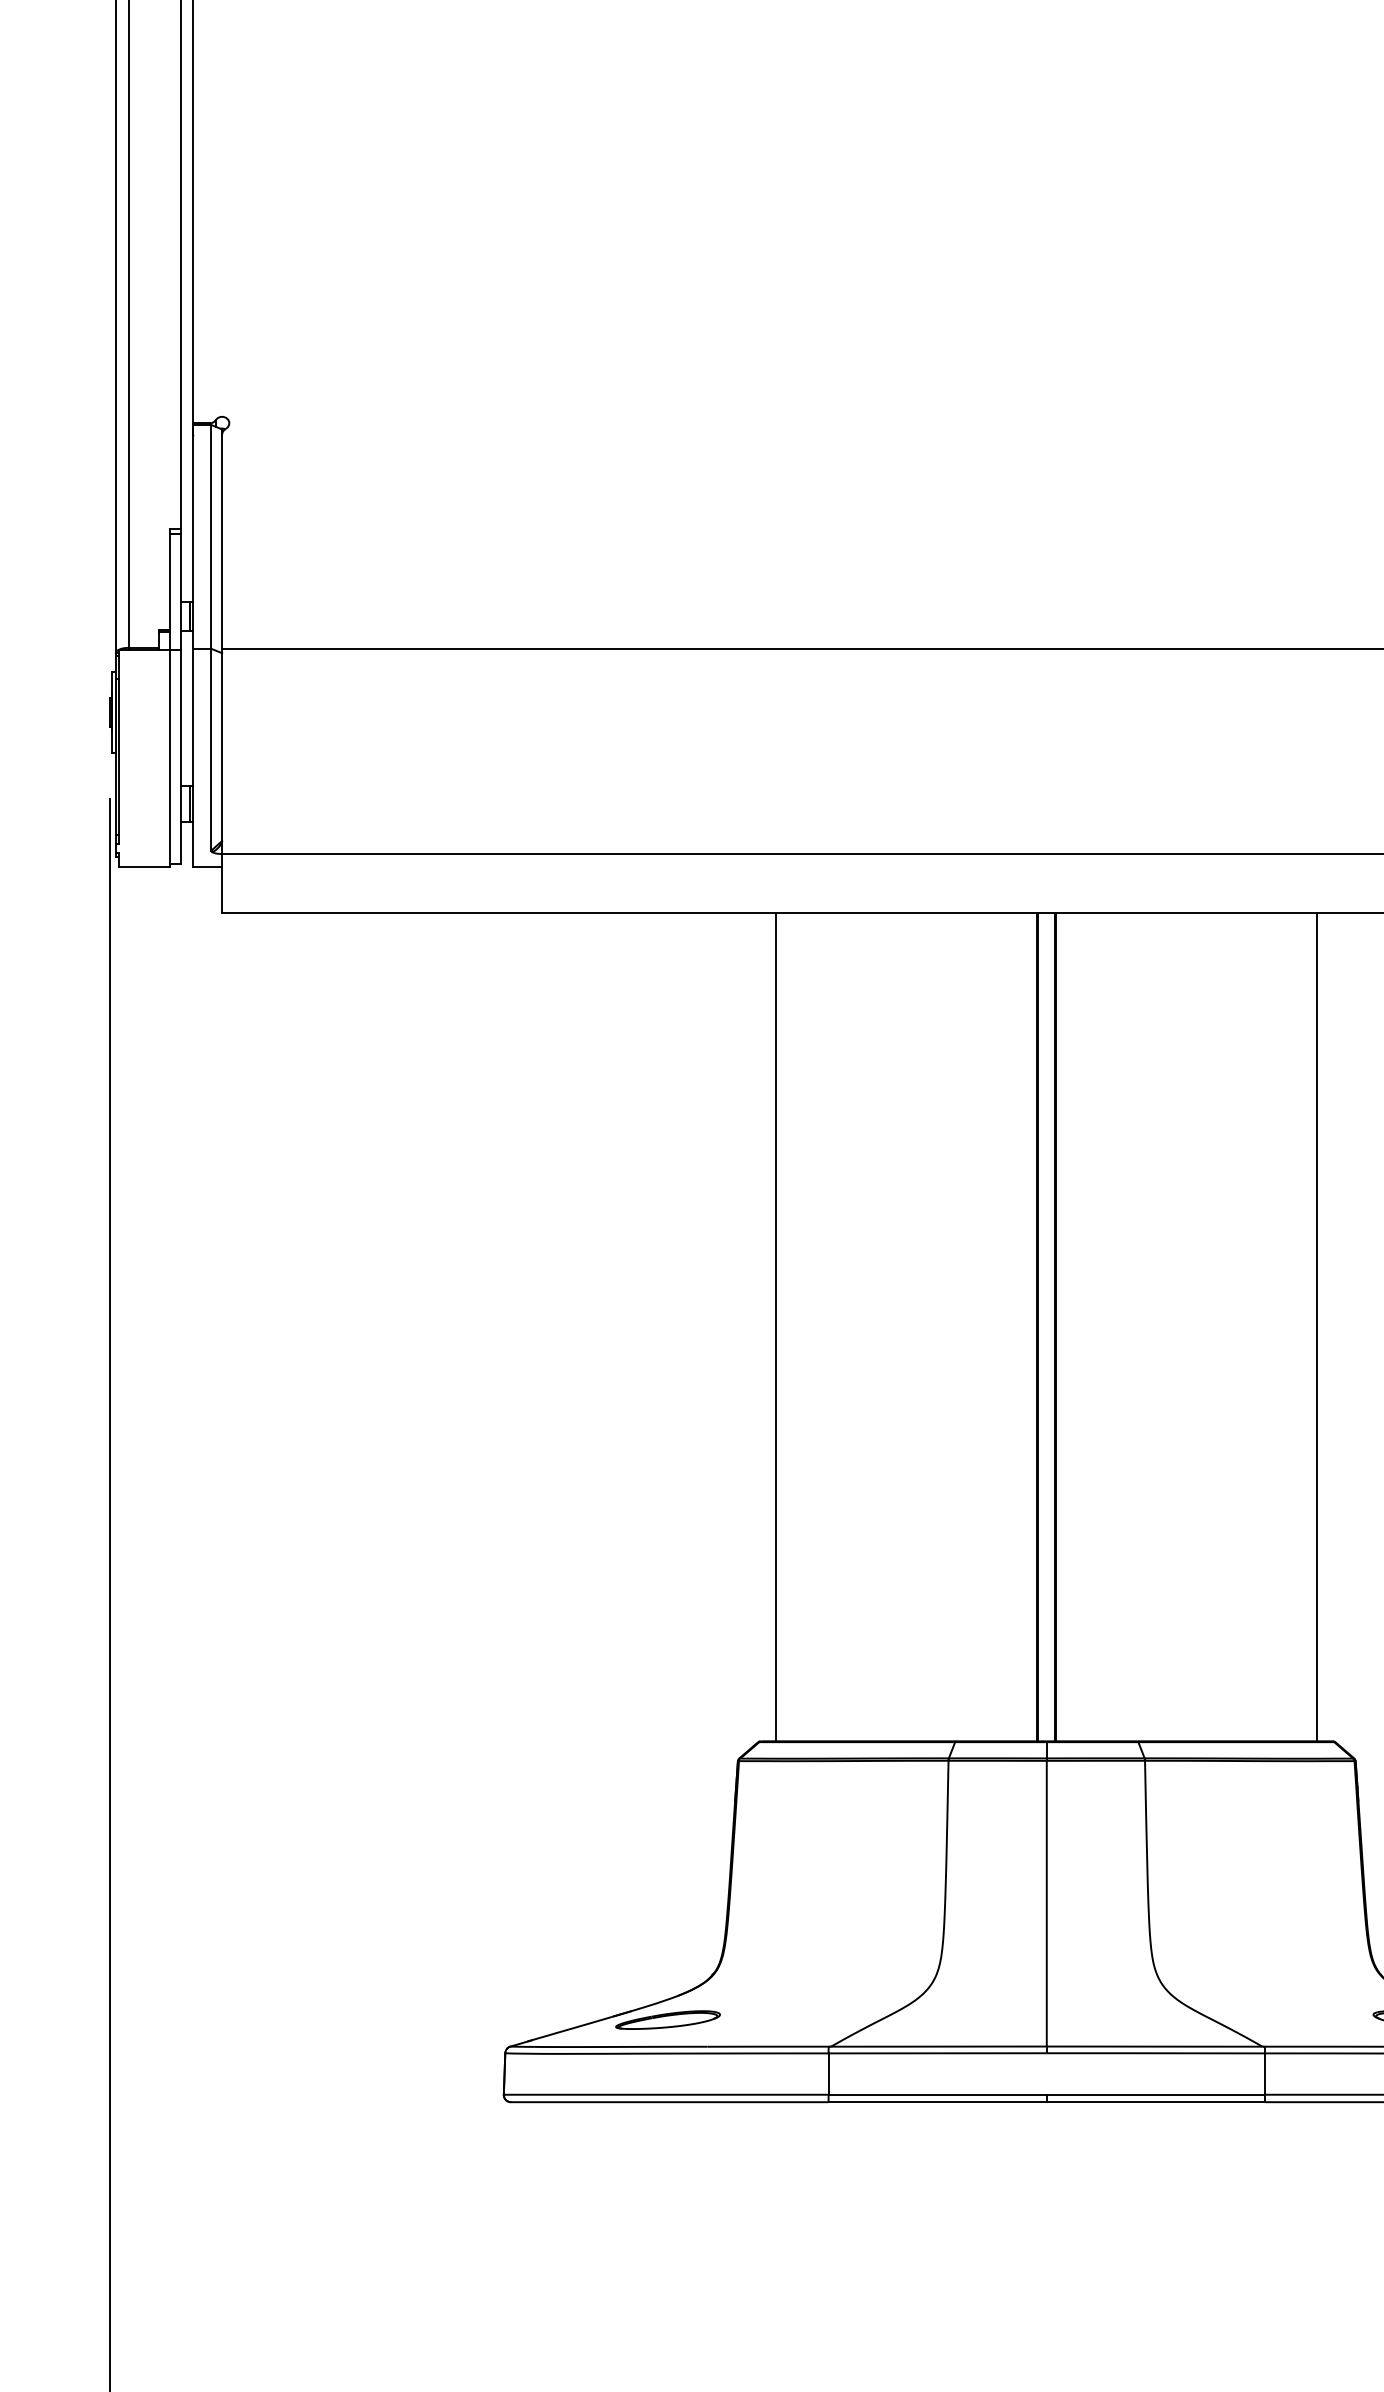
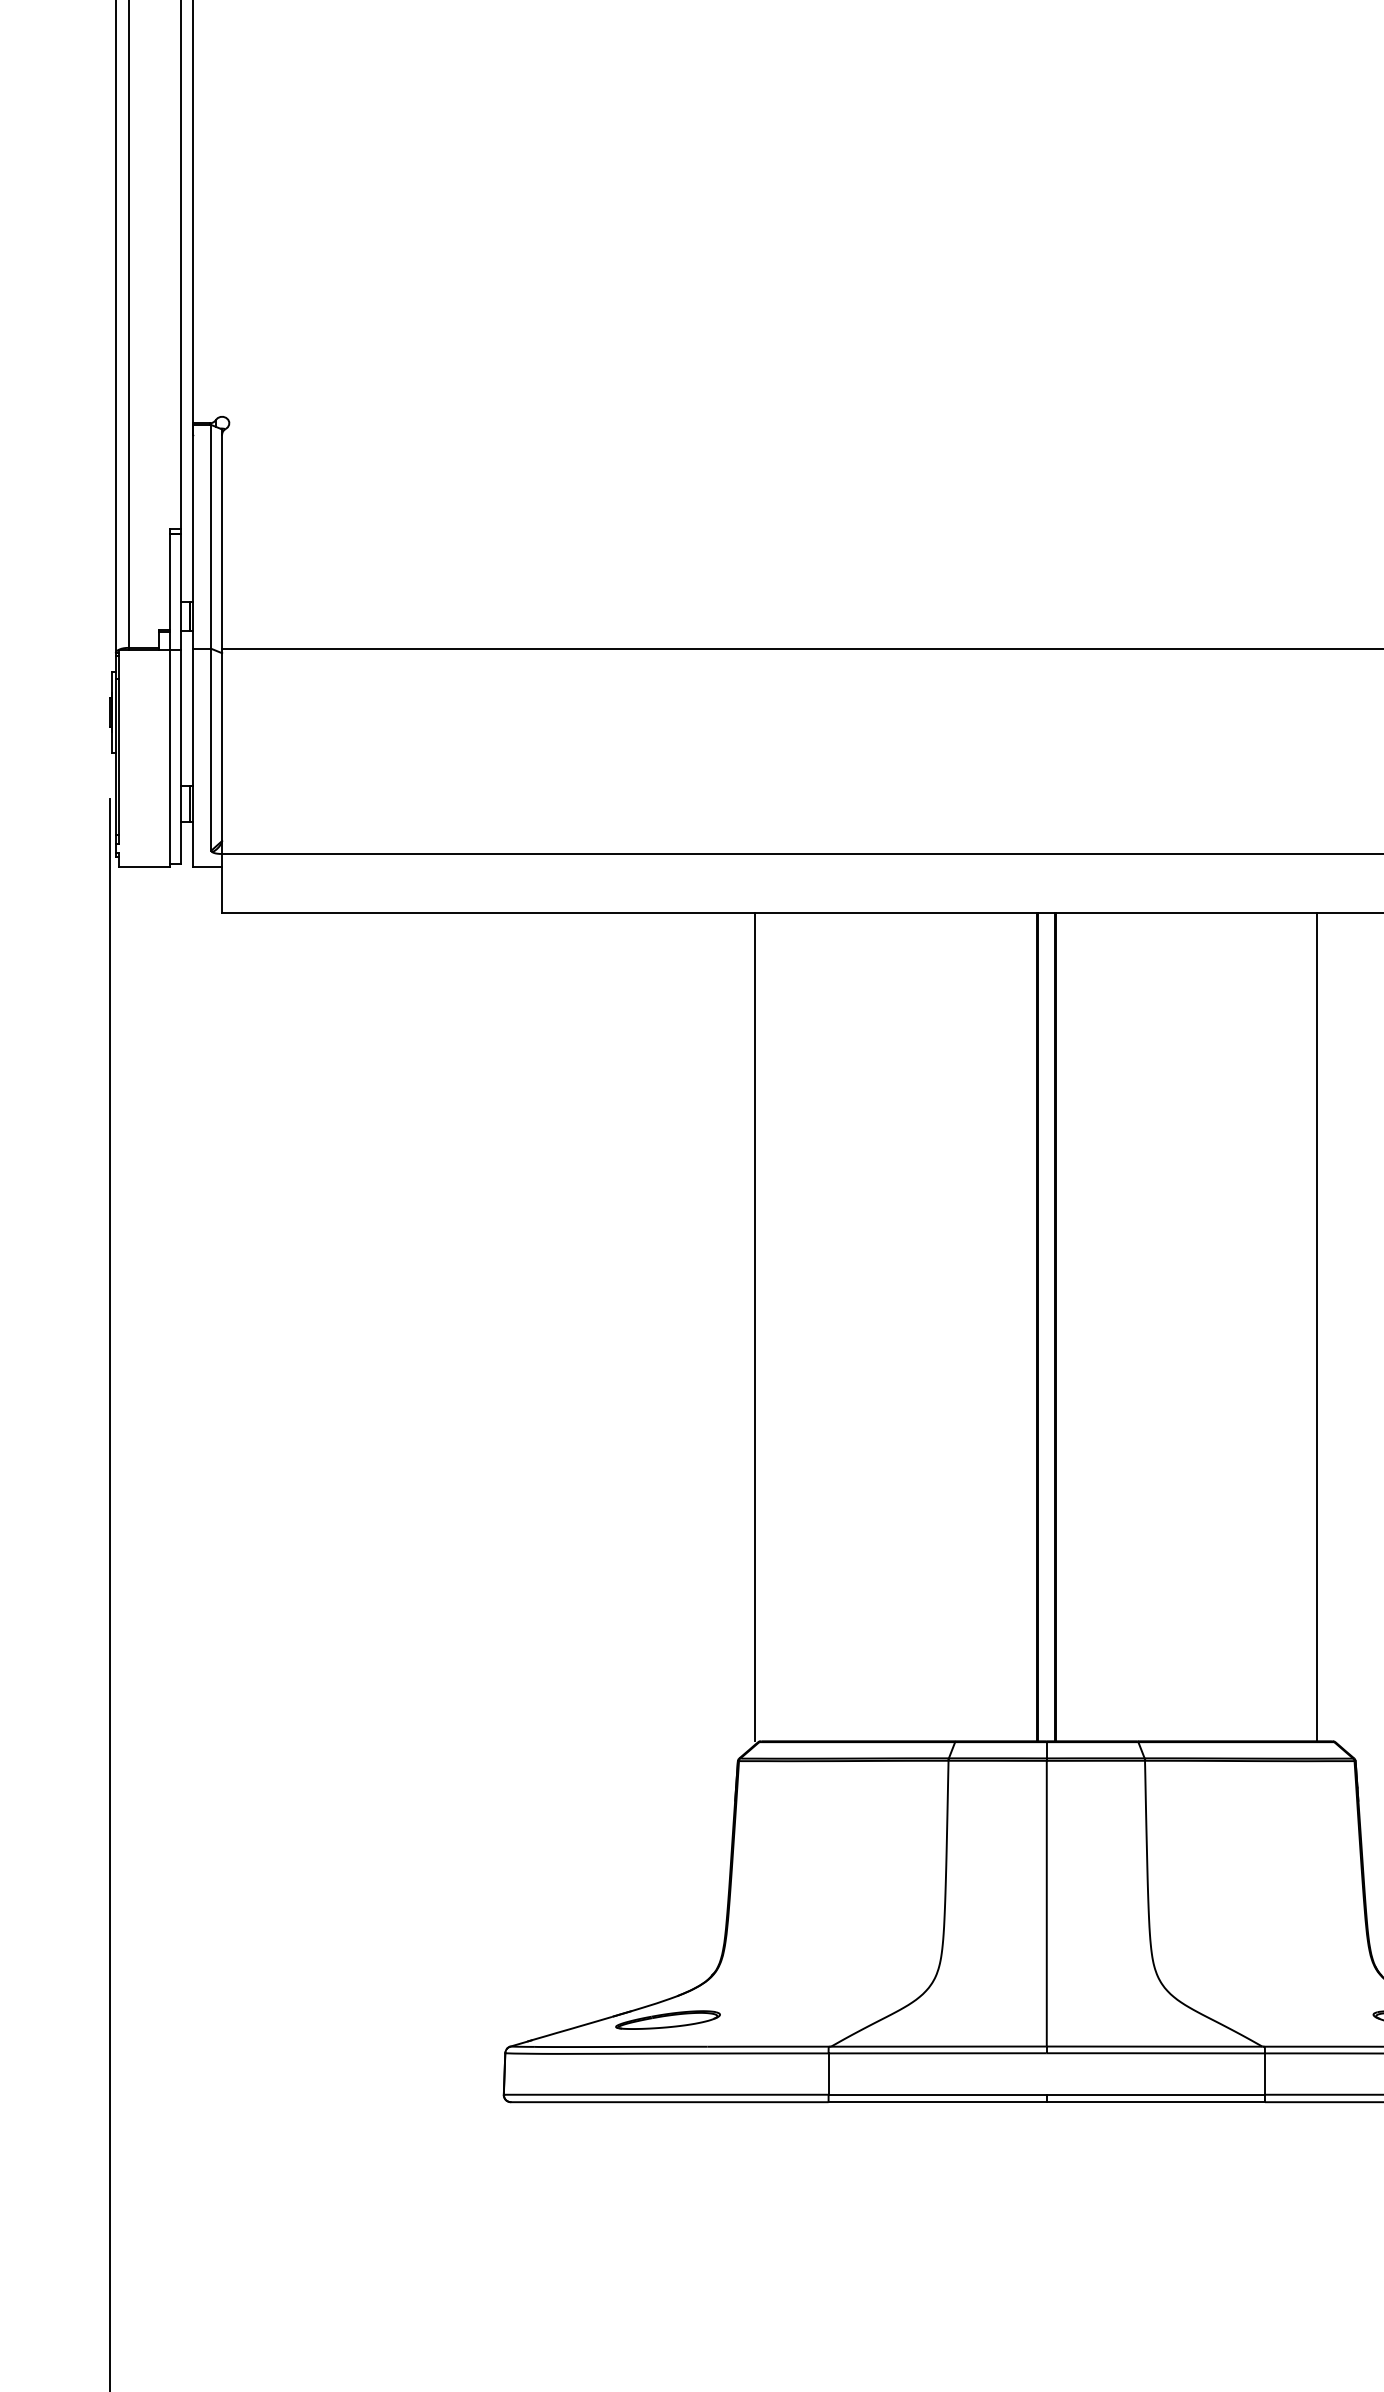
line position: (776, 1326) -> (755, 1326) (755, 1326)
